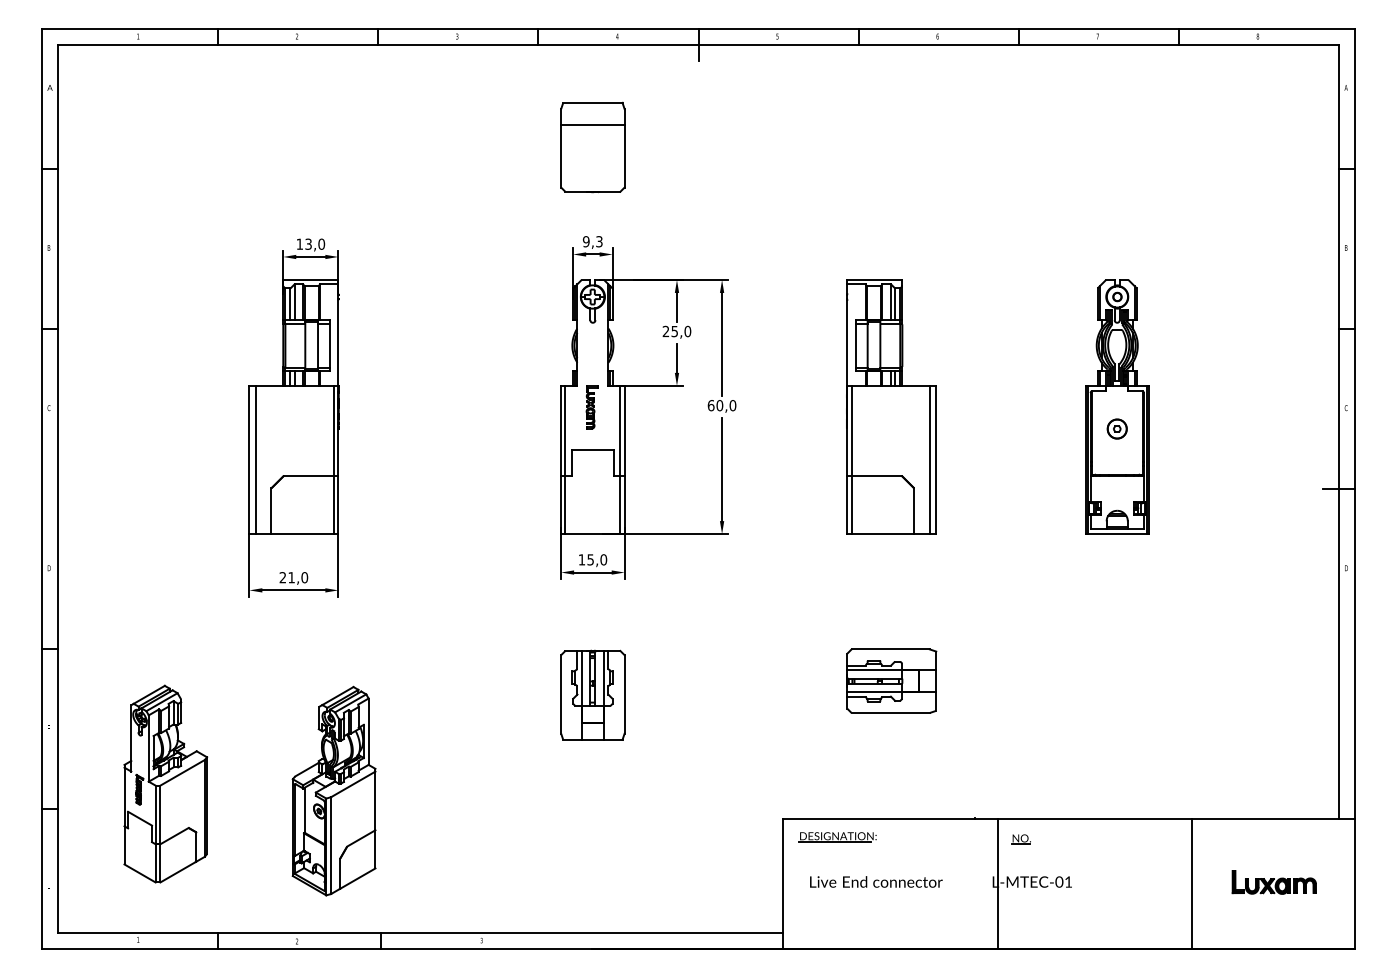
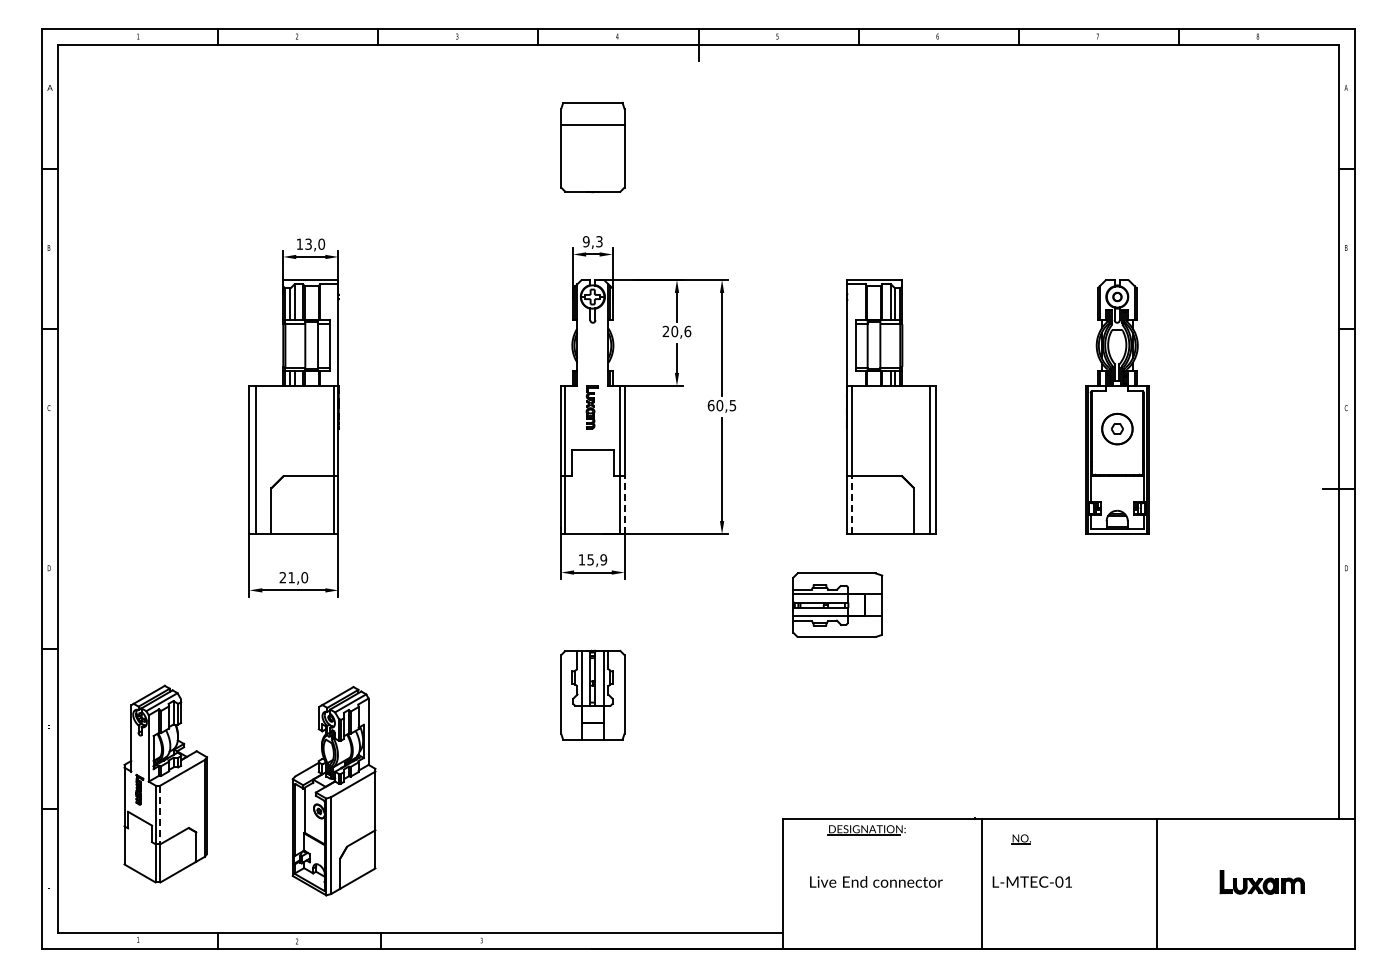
text: 25,0 -> 20,6 (681, 331)
text: 60,0 -> 60,5 (732, 405)
part size: 22x22 px -> 33x34 px (1117, 428)
line: solid -> dashed (624, 504)
line: solid -> dashed (851, 504)
text: 15,0 -> 15,9 (603, 559)
part position: (891, 680) -> (837, 604) (837, 604)
line: solid -> dashed (160, 815)
part position: (837, 837) -> (866, 830) (866, 830)
part position: (1273, 882) -> (1261, 882) (1261, 882)
line position: (997, 883) -> (981, 883) (981, 883)
line position: (1192, 883) -> (1157, 883) (1157, 883)
